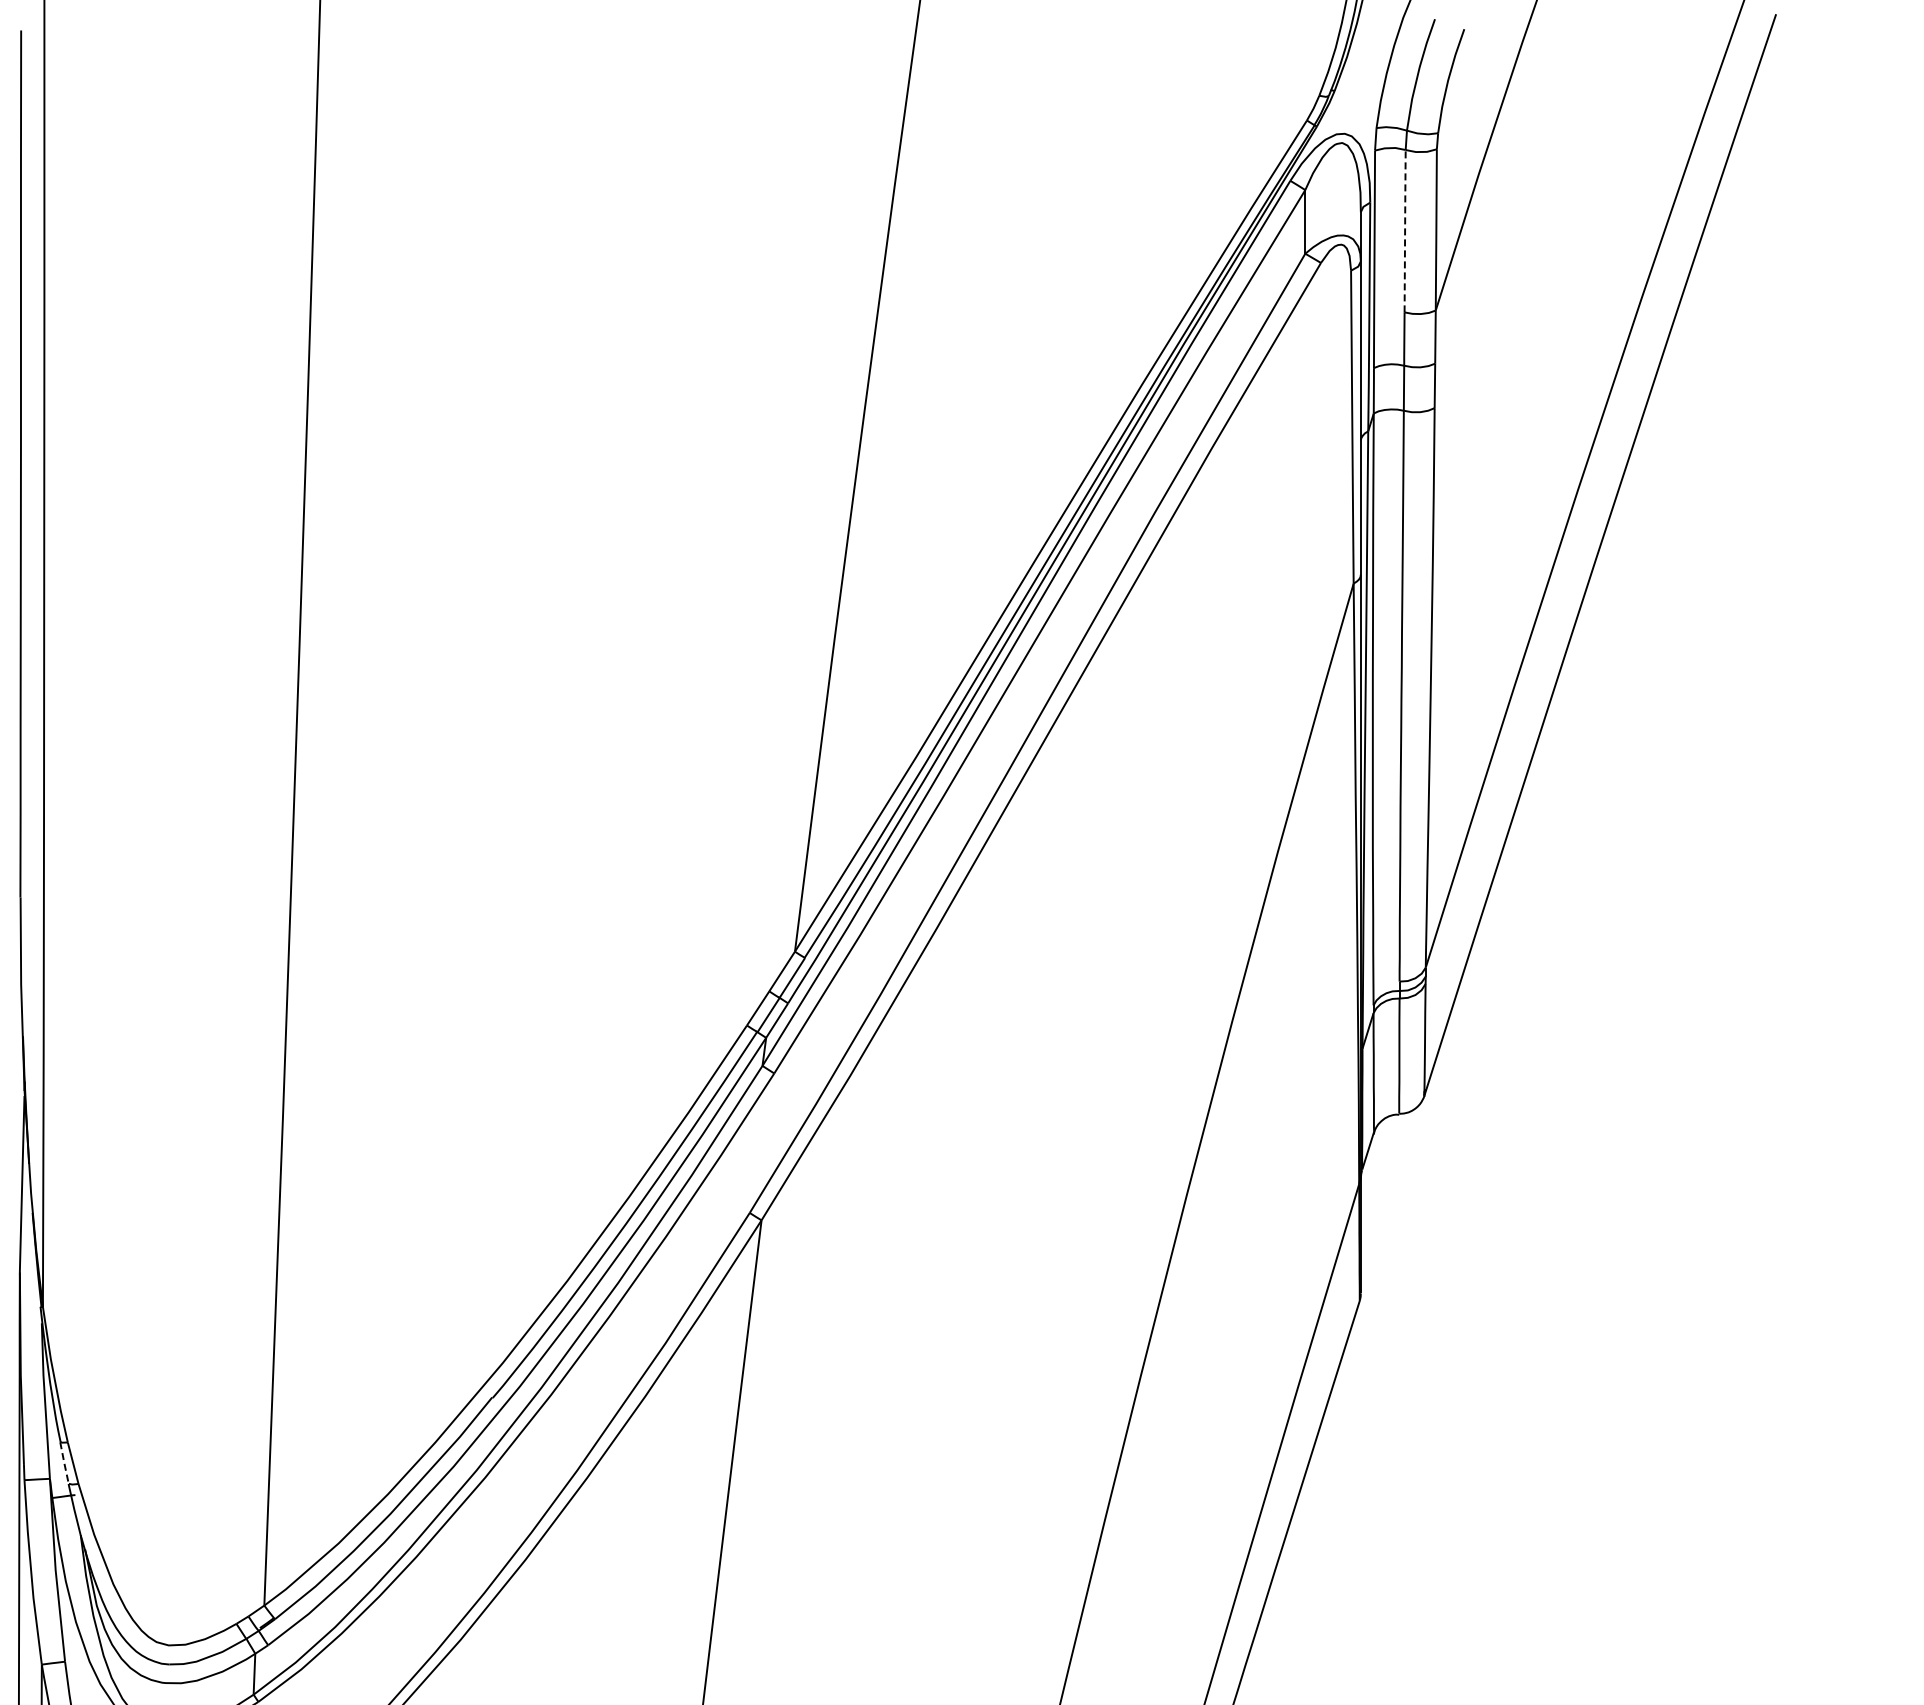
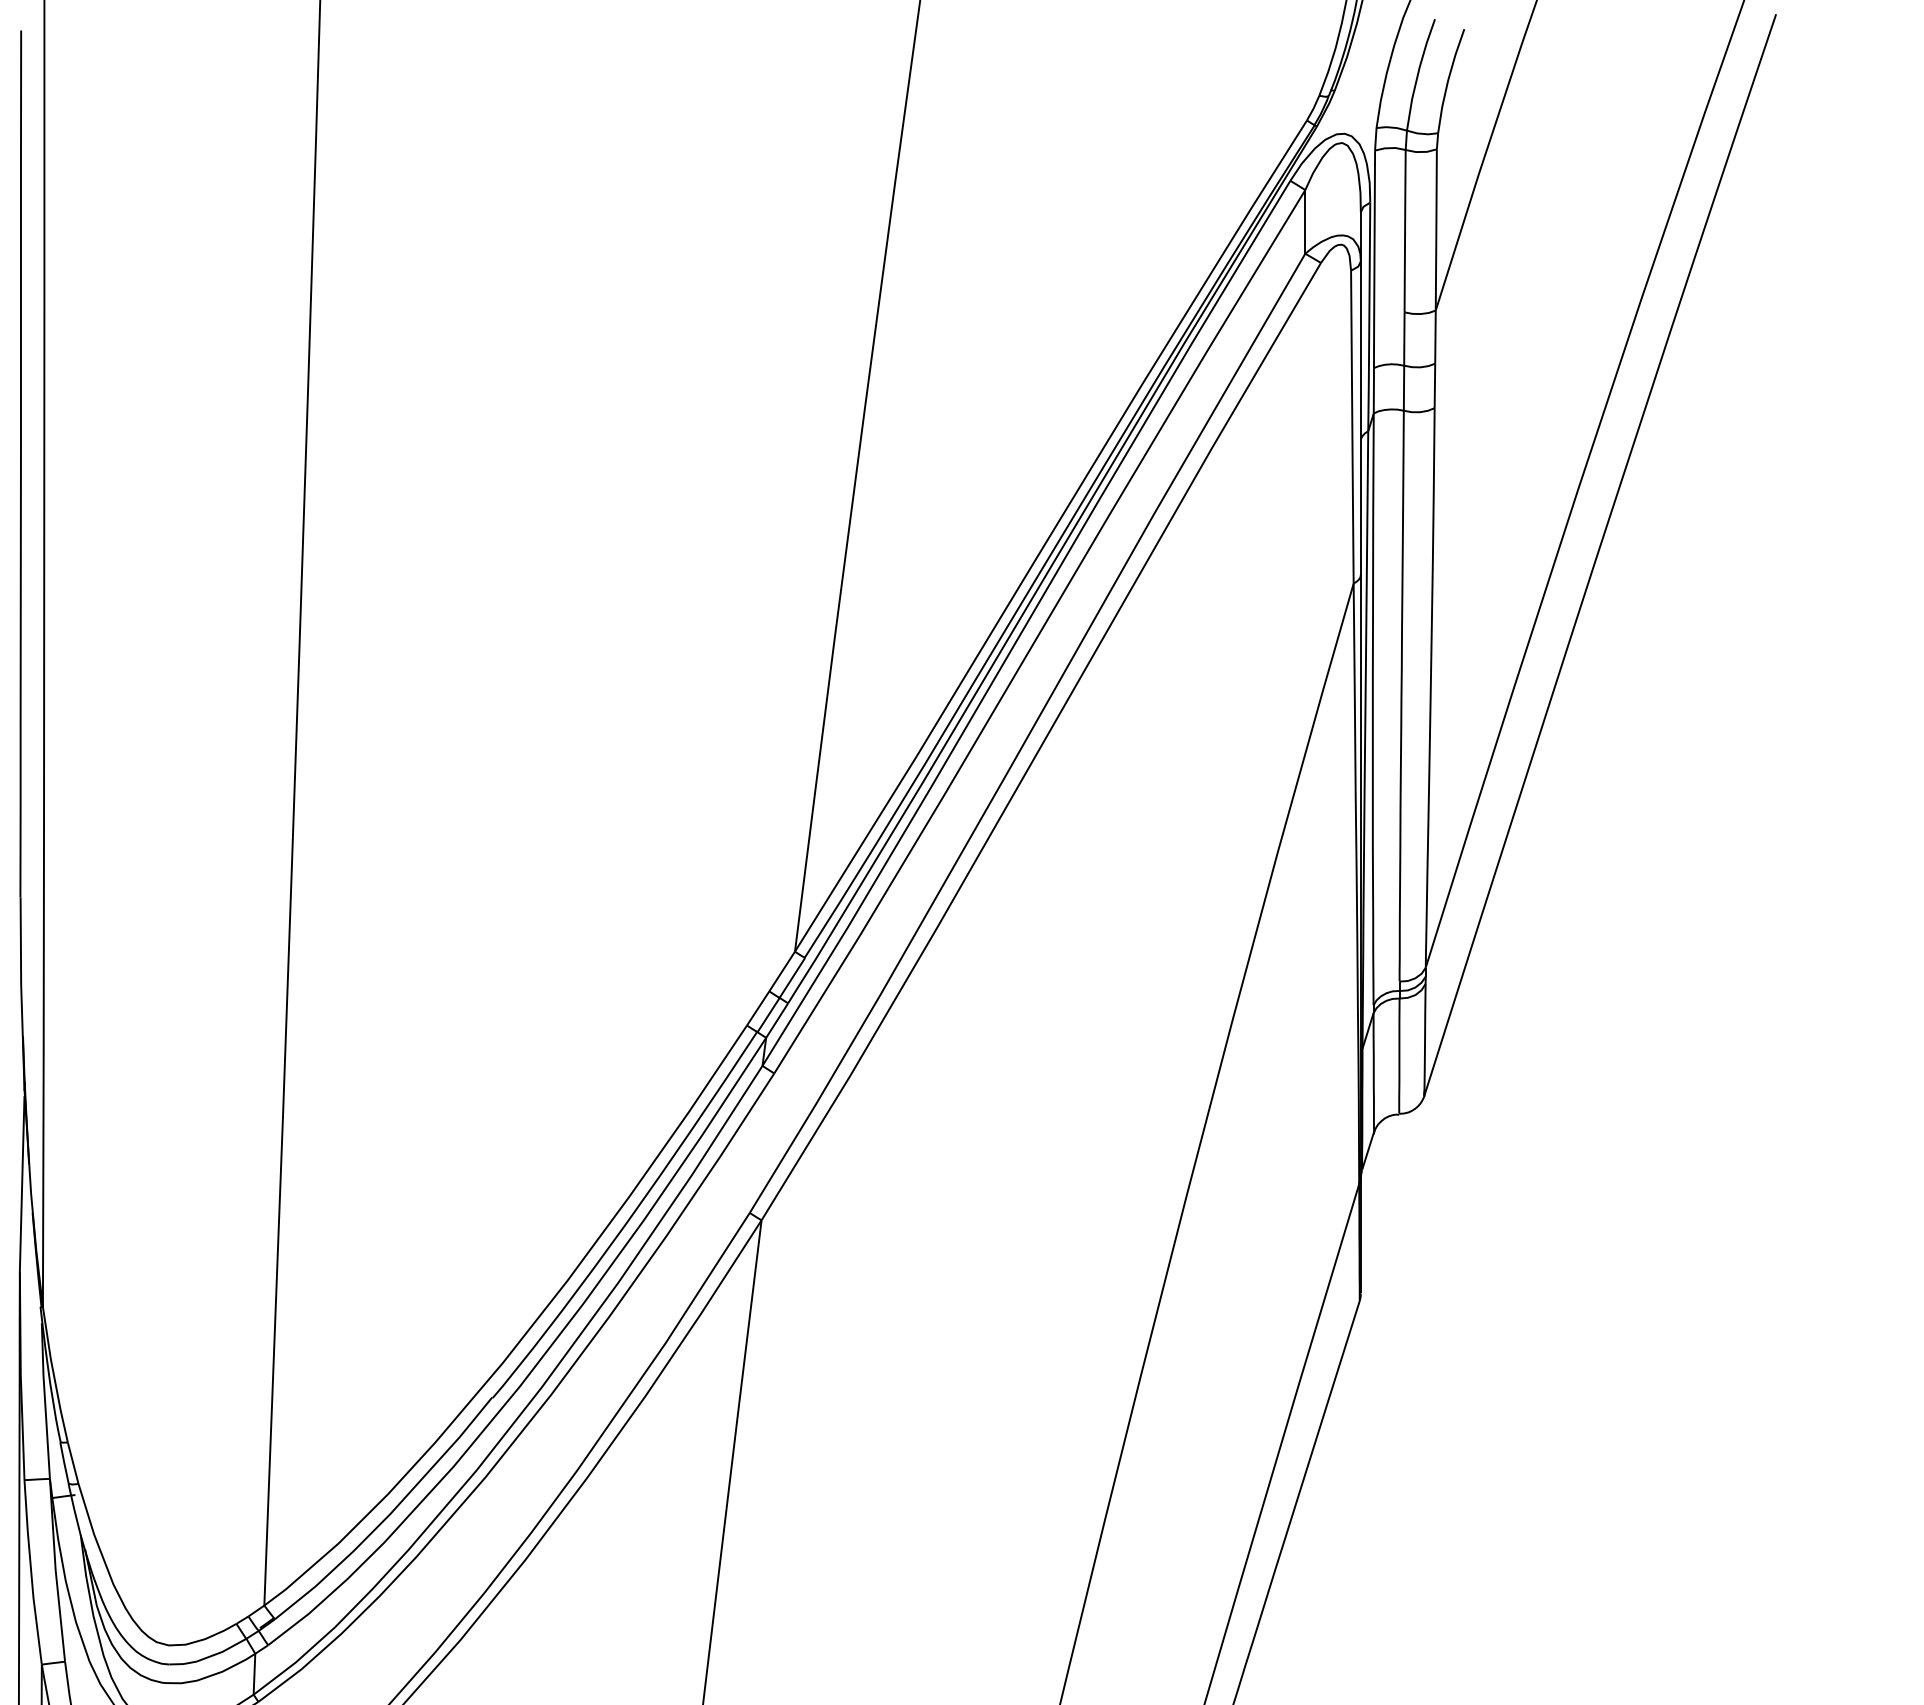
line: dashed -> solid (1405, 230)
line: dashed -> solid (64, 1463)
